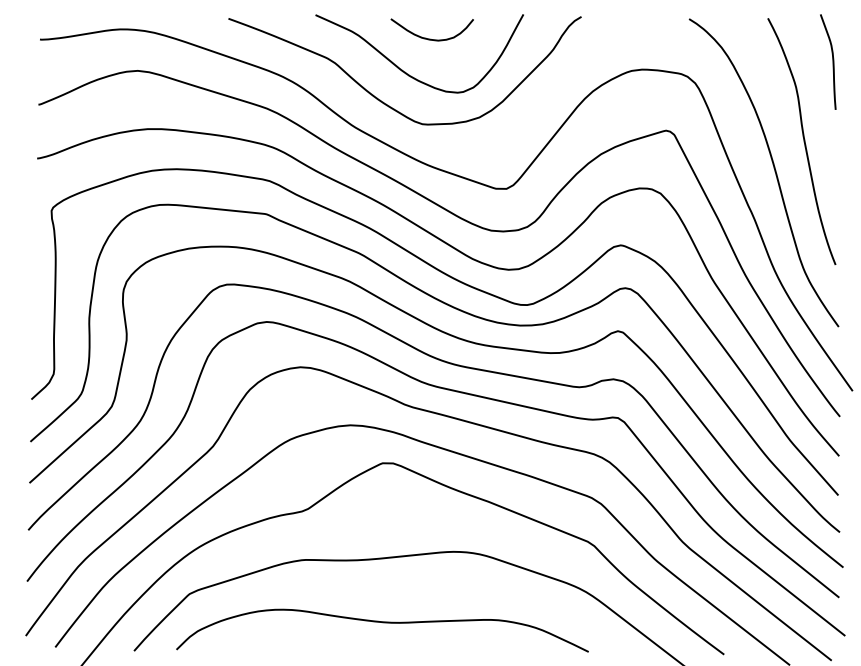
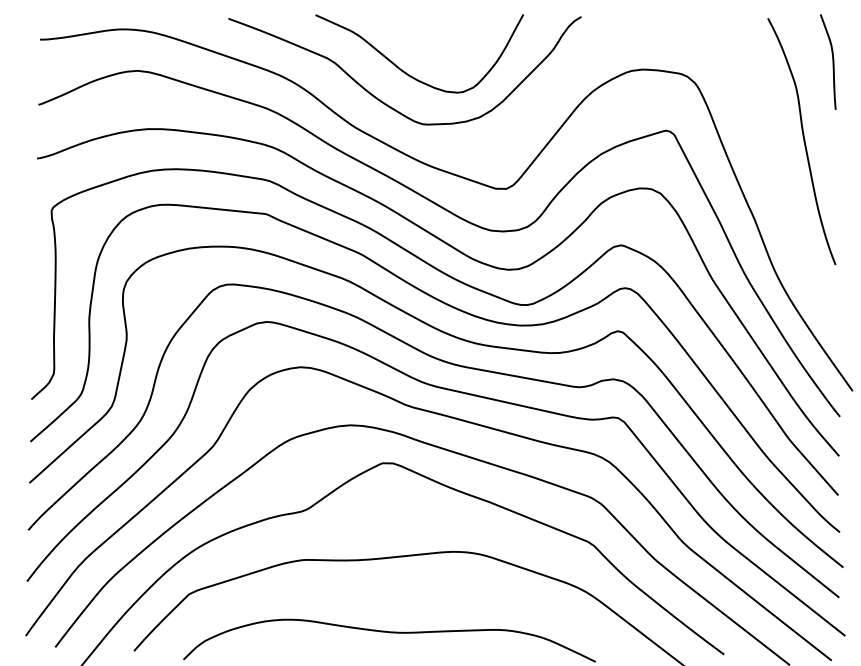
curve: present -> none (430, 38)
curve: present -> none (773, 168)
curve position: (382, 623) -> (389, 633) (389, 633)
